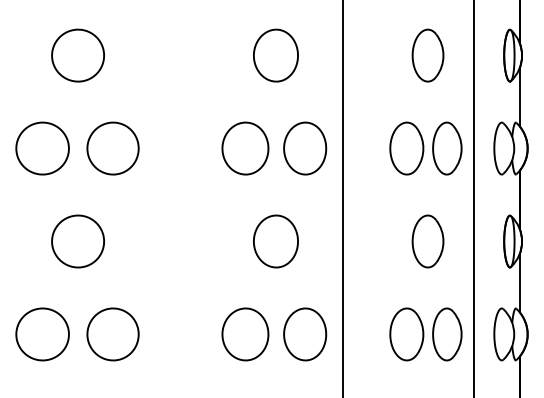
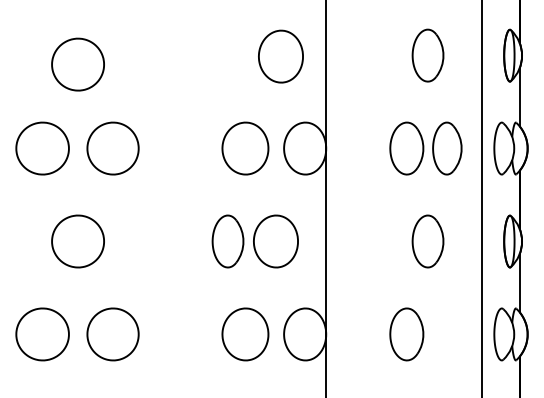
part position: (77, 55) -> (77, 64) (77, 64)
part position: (275, 55) -> (280, 56) (280, 56)
line position: (342, 198) -> (325, 198) (325, 198)
line position: (473, 198) -> (481, 198) (481, 198)
part: none -> present (227, 241)
part: present -> none (447, 334)
